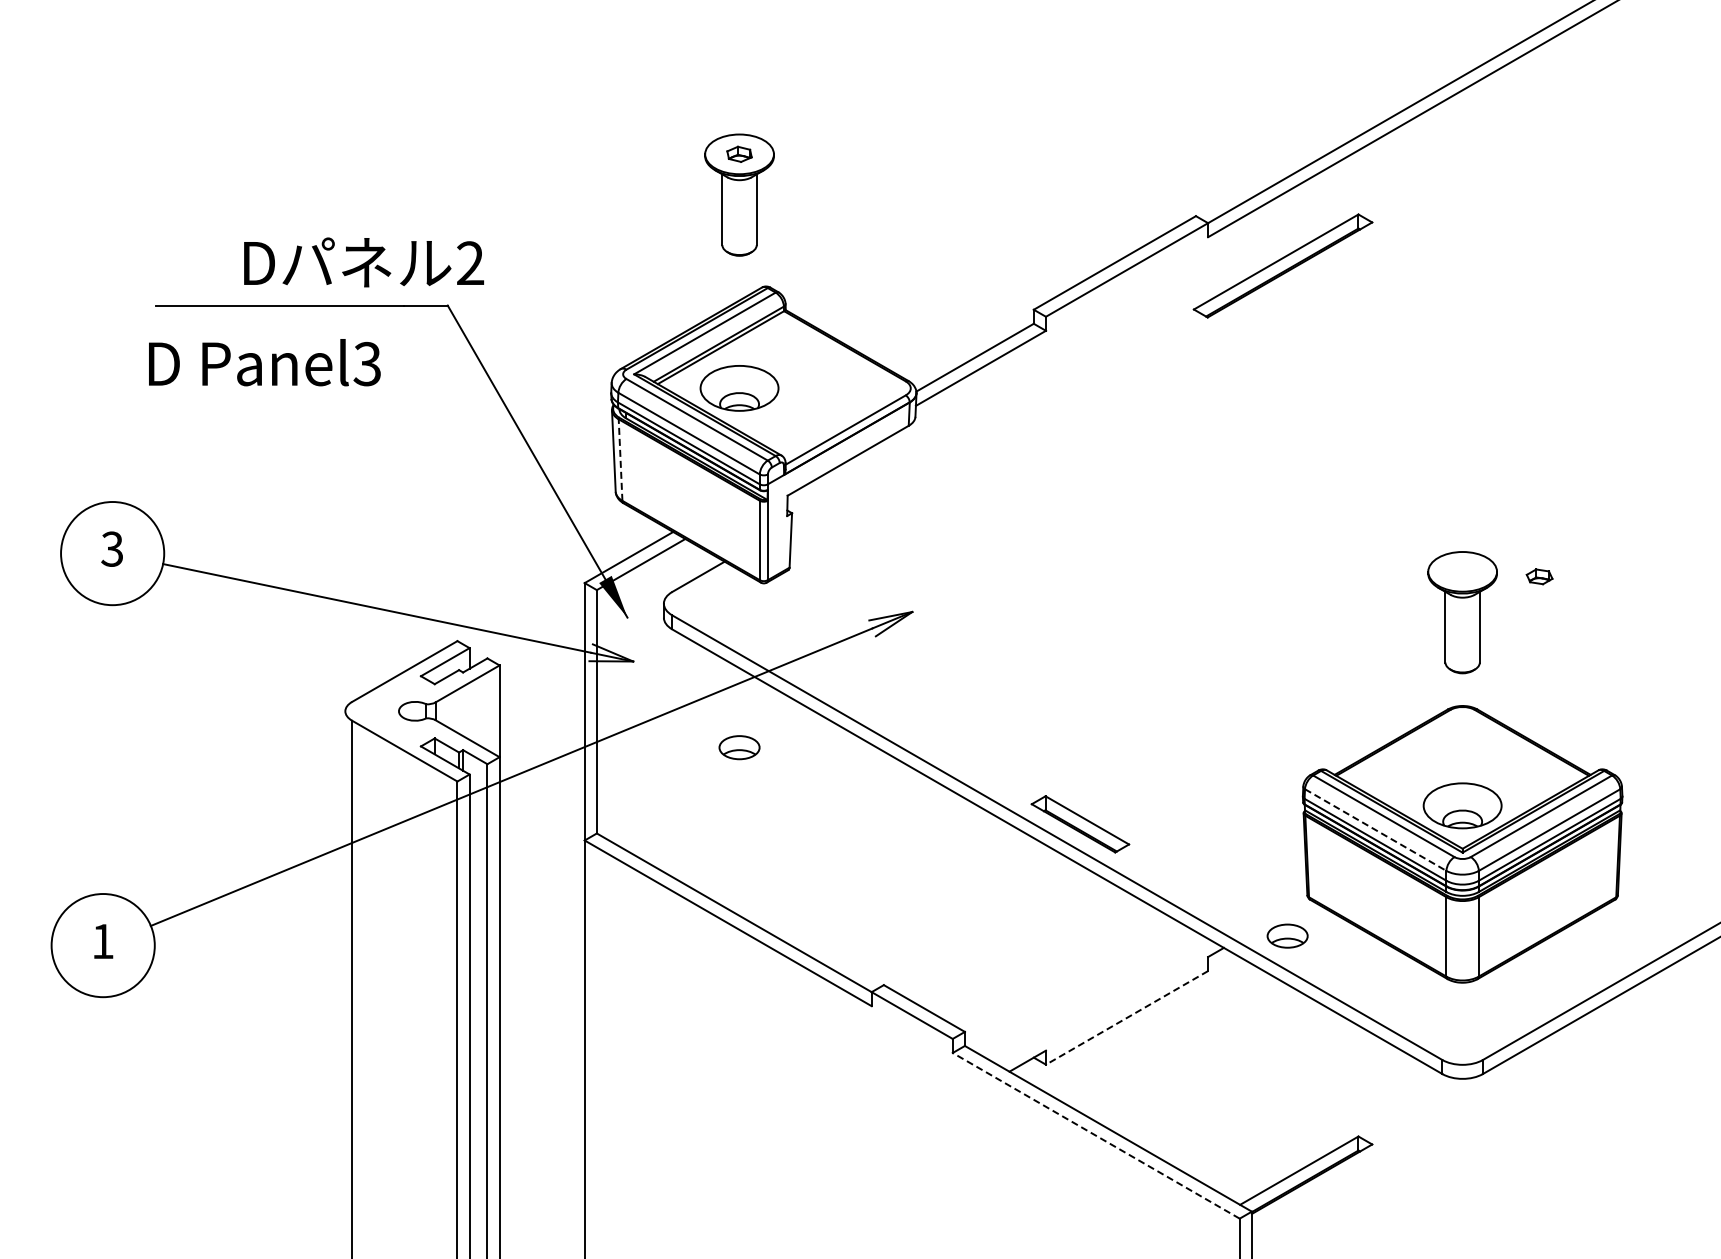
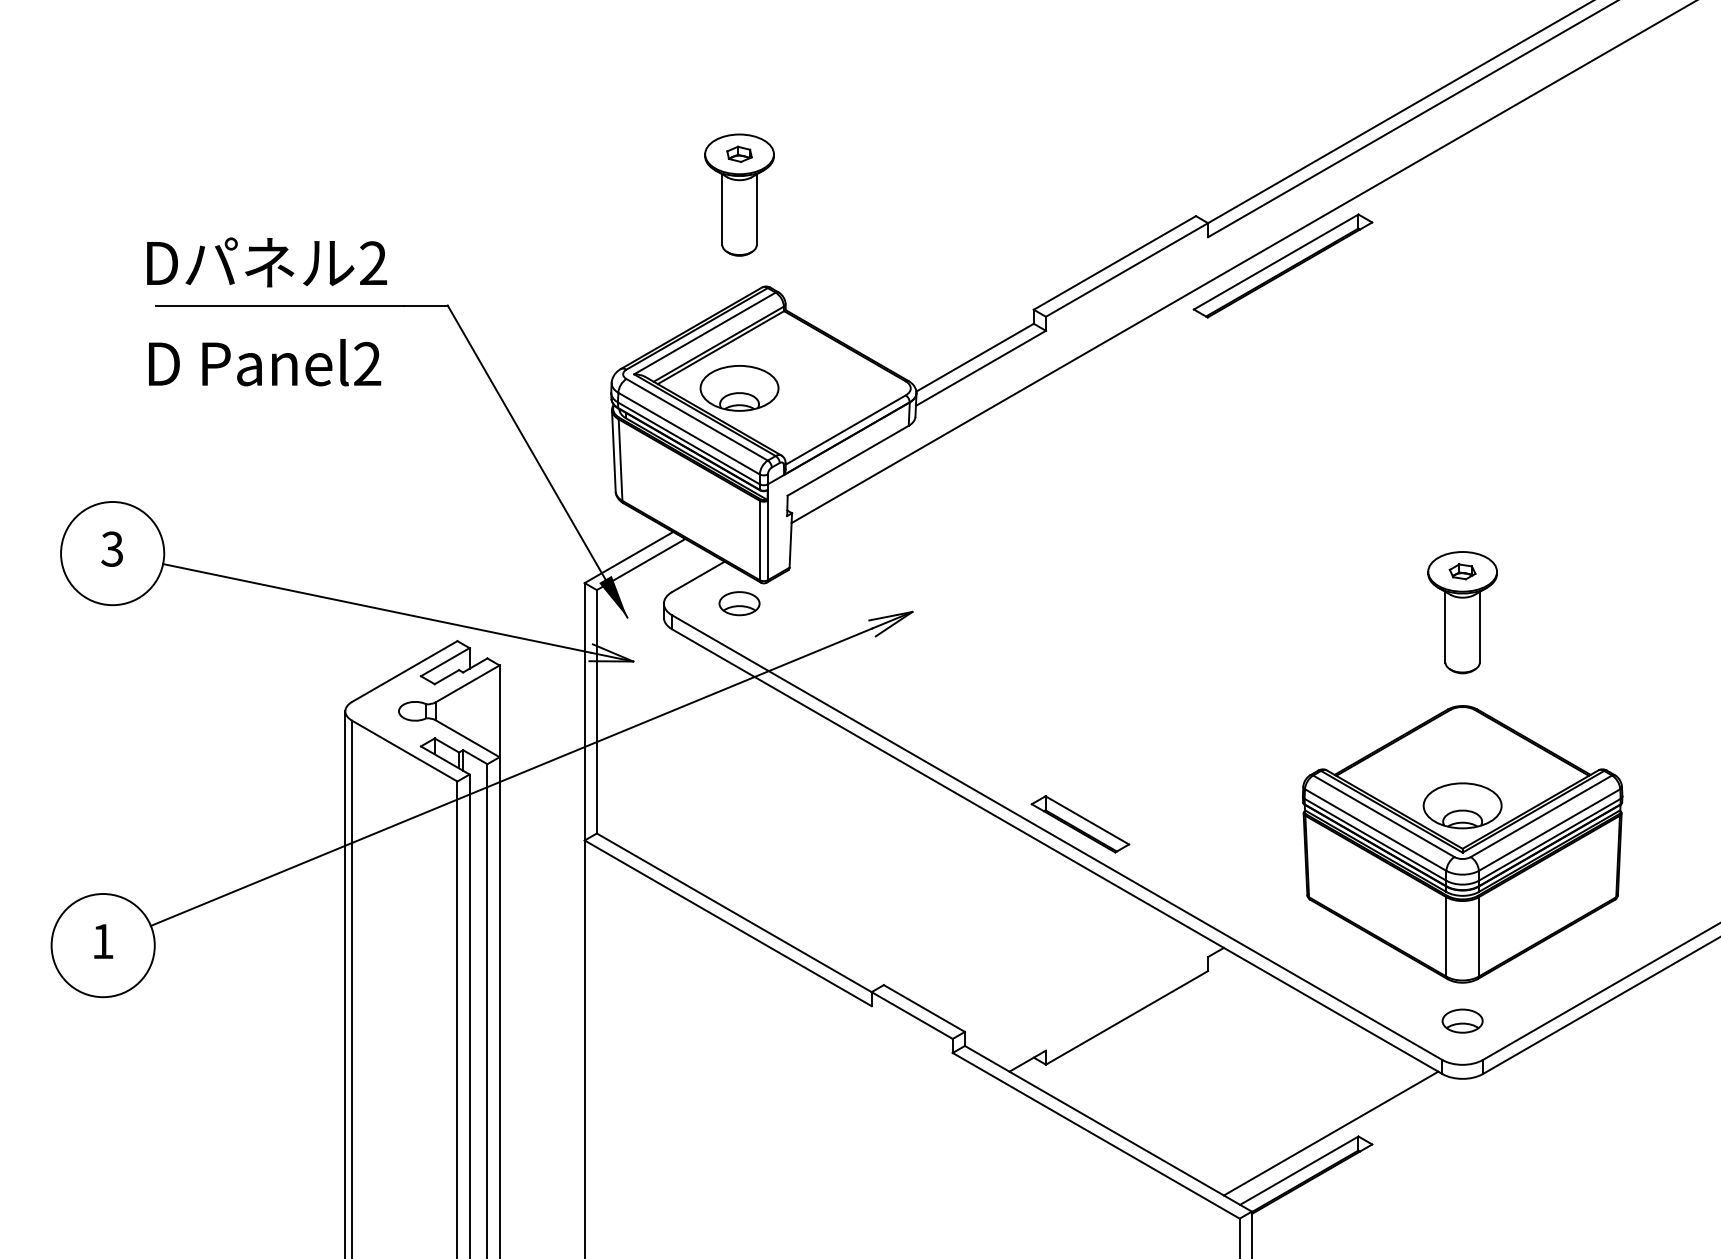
text position: (363, 262) -> (266, 262) (266, 262)
line: none -> present (1242, 262)
text: Panel3 -> Panel2 (367, 364)
line: dashed -> solid (620, 460)
part position: (1539, 576) -> (1462, 571) (1462, 571)
part position: (739, 747) -> (739, 603) (739, 603)
line: dashed -> solid (1375, 830)
part position: (1287, 935) -> (1462, 1020) (1462, 1020)
line: none -> present (345, 983)
line: dashed -> solid (1127, 1017)
line: none -> present (1330, 1133)
line: dashed -> solid (1096, 1135)
